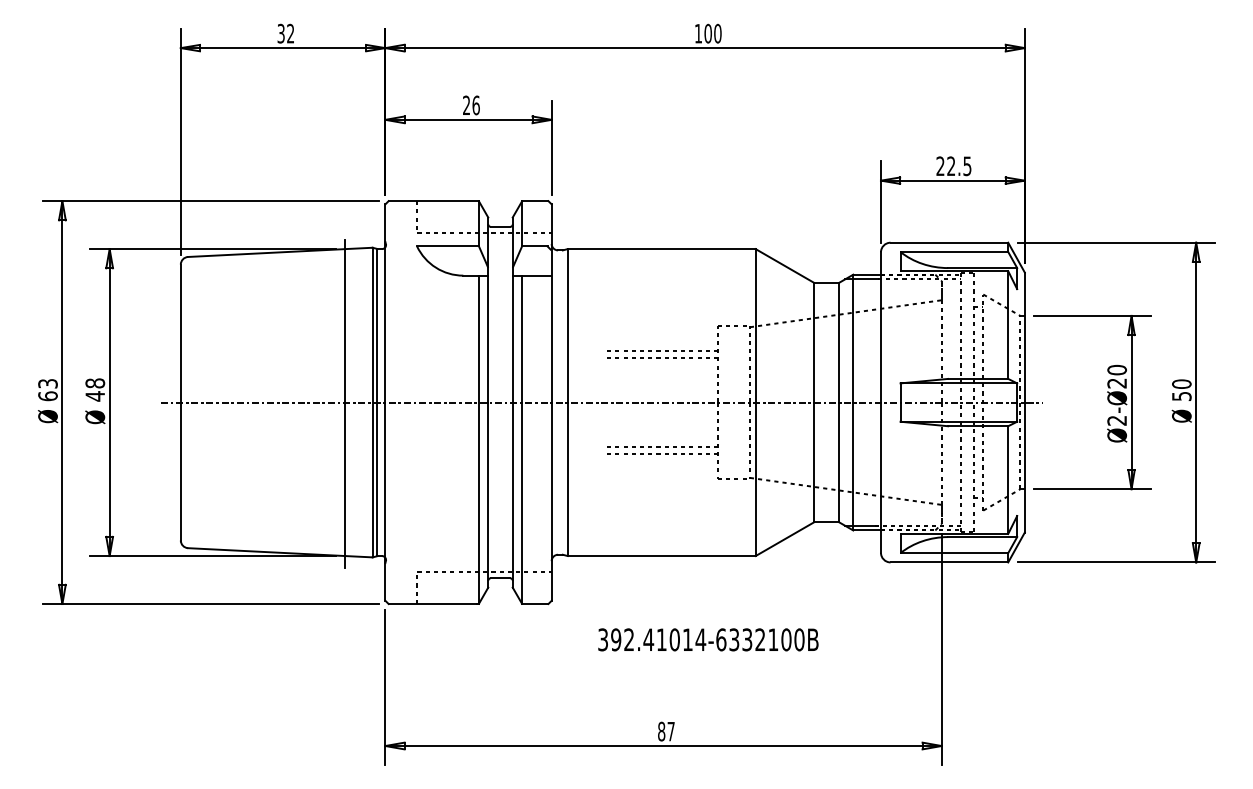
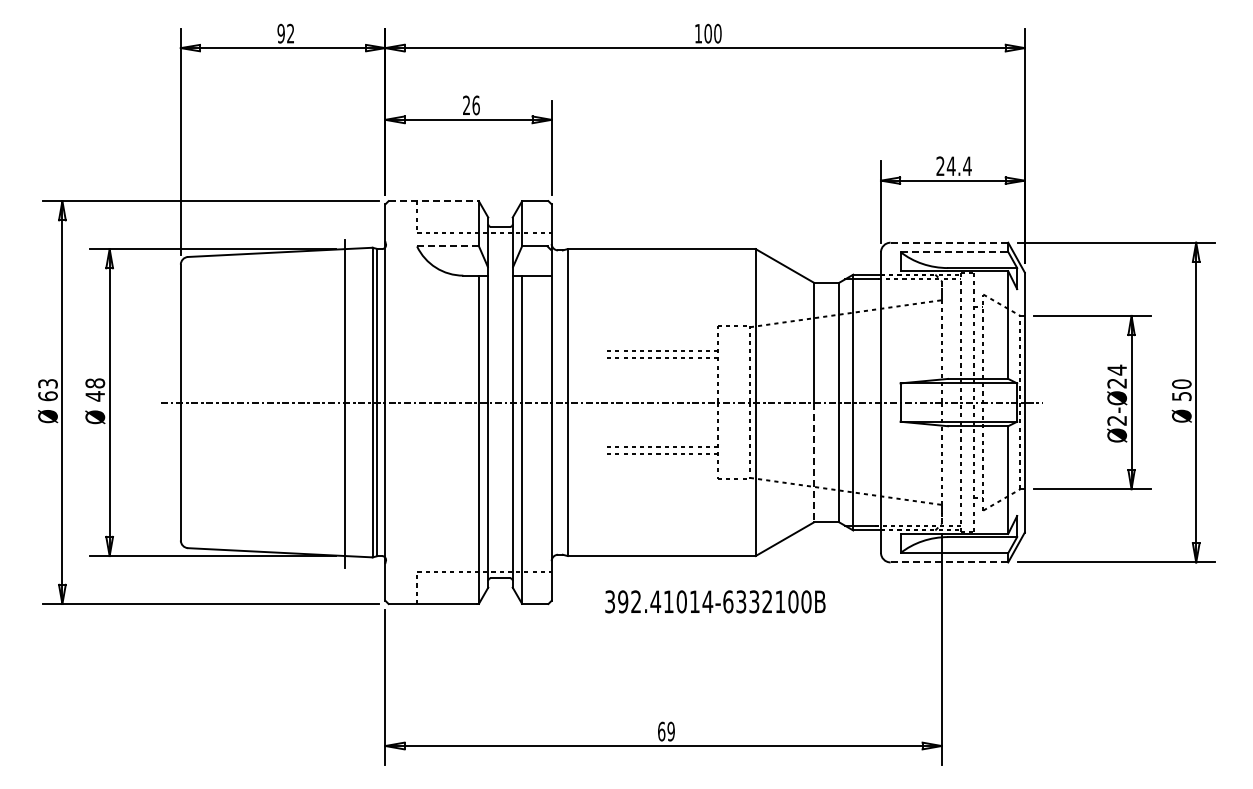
text: 32 -> 92 (280, 33)
text: 22.5 -> 24.4 (958, 166)
line: solid -> dashed (434, 201)
line: solid -> dashed (949, 242)
line: solid -> dashed (448, 246)
line: solid -> dashed (954, 251)
text: Ø2-Ø20 -> Ø2-Ø24 (1116, 369)
line: solid -> dashed (813, 462)
line: solid -> dashed (949, 562)
text position: (708, 639) -> (715, 601) (715, 601)
text: 87 -> 69 (666, 731)
